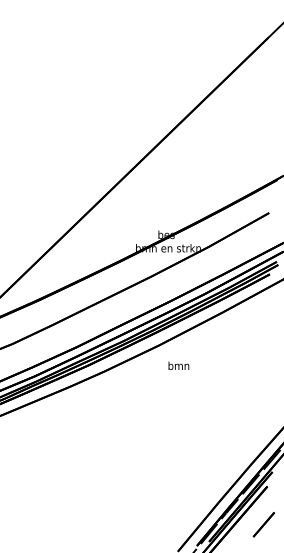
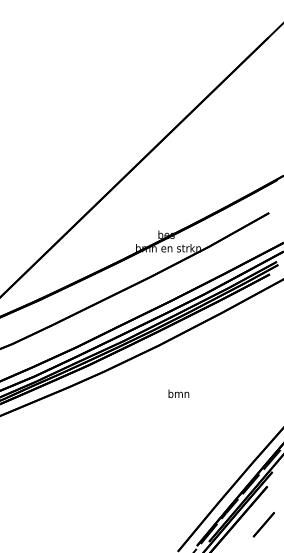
text position: (178, 365) -> (178, 393) (178, 393)
